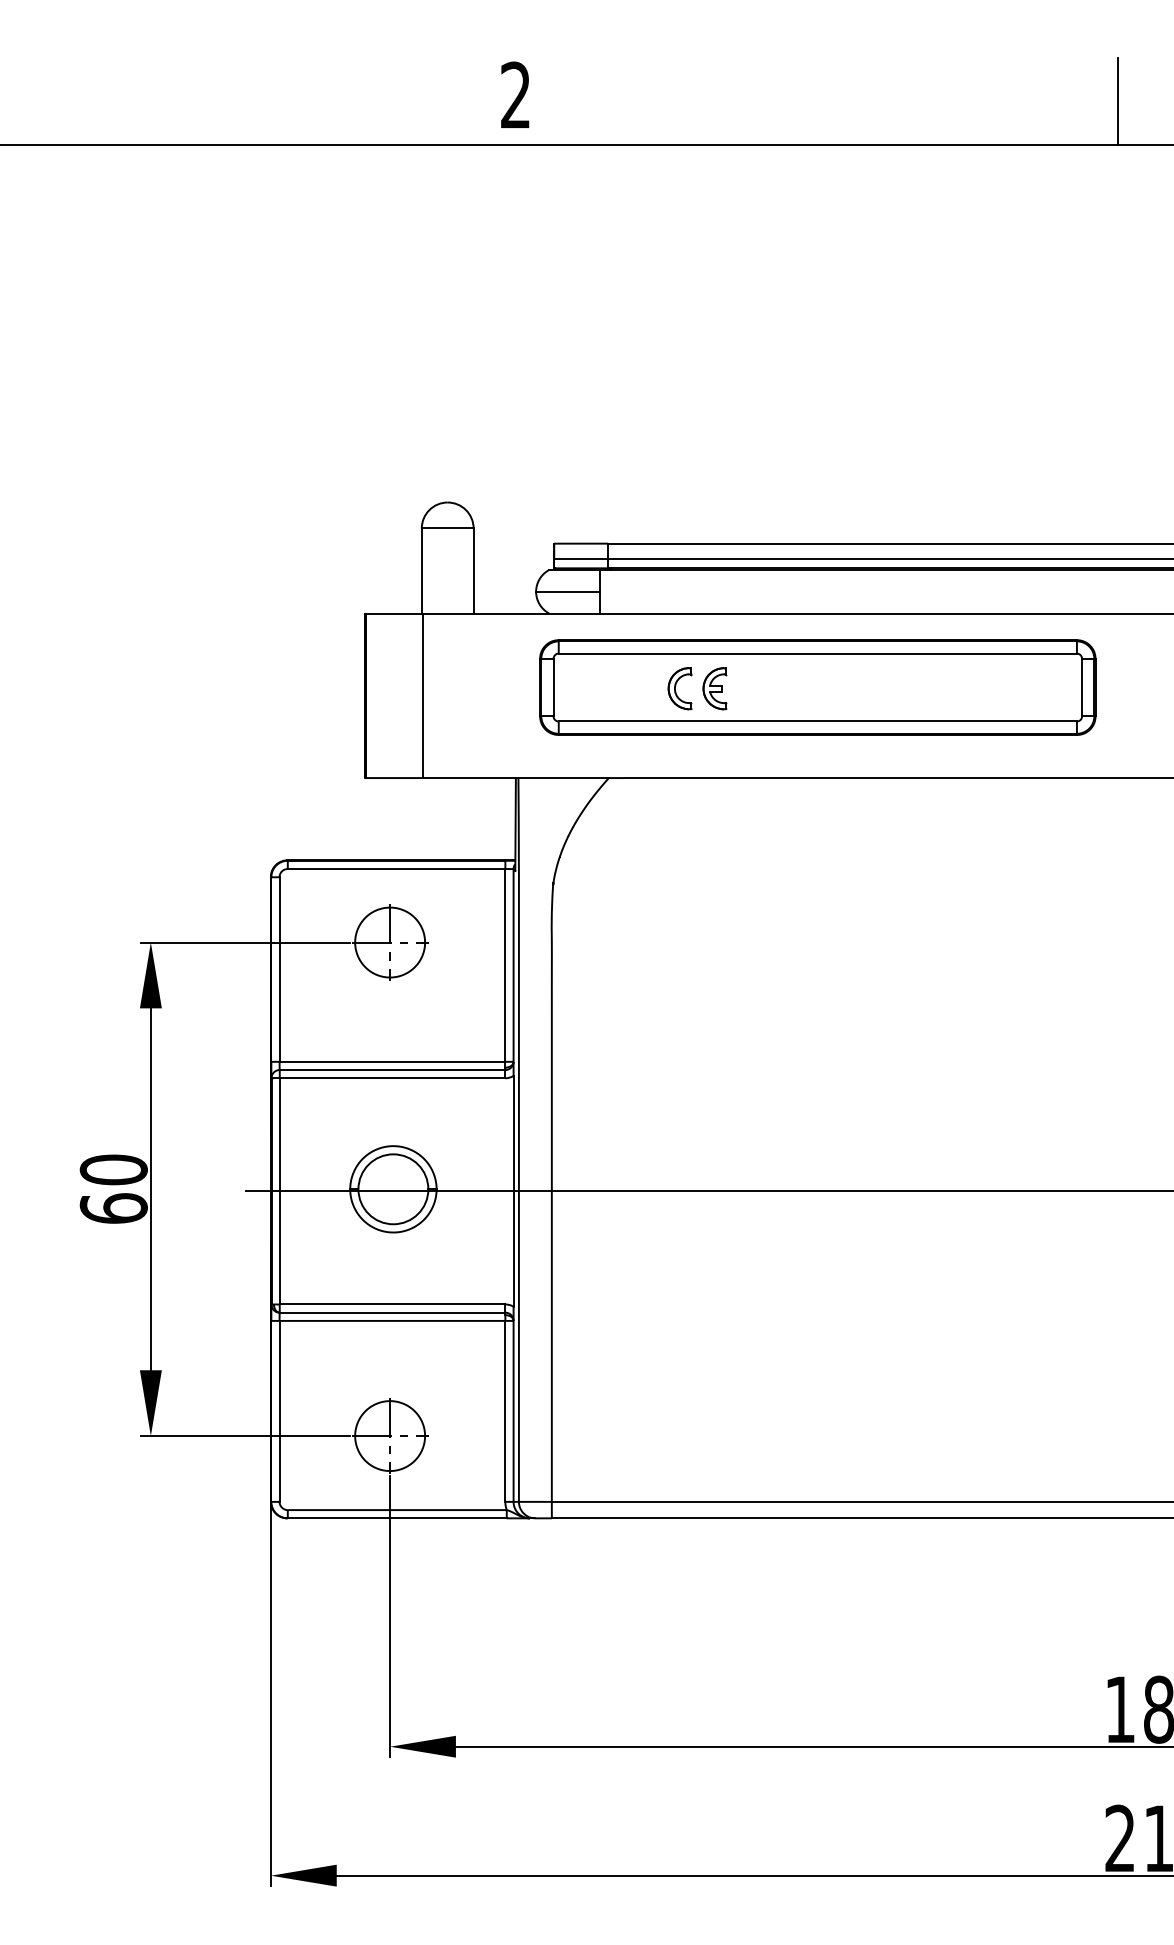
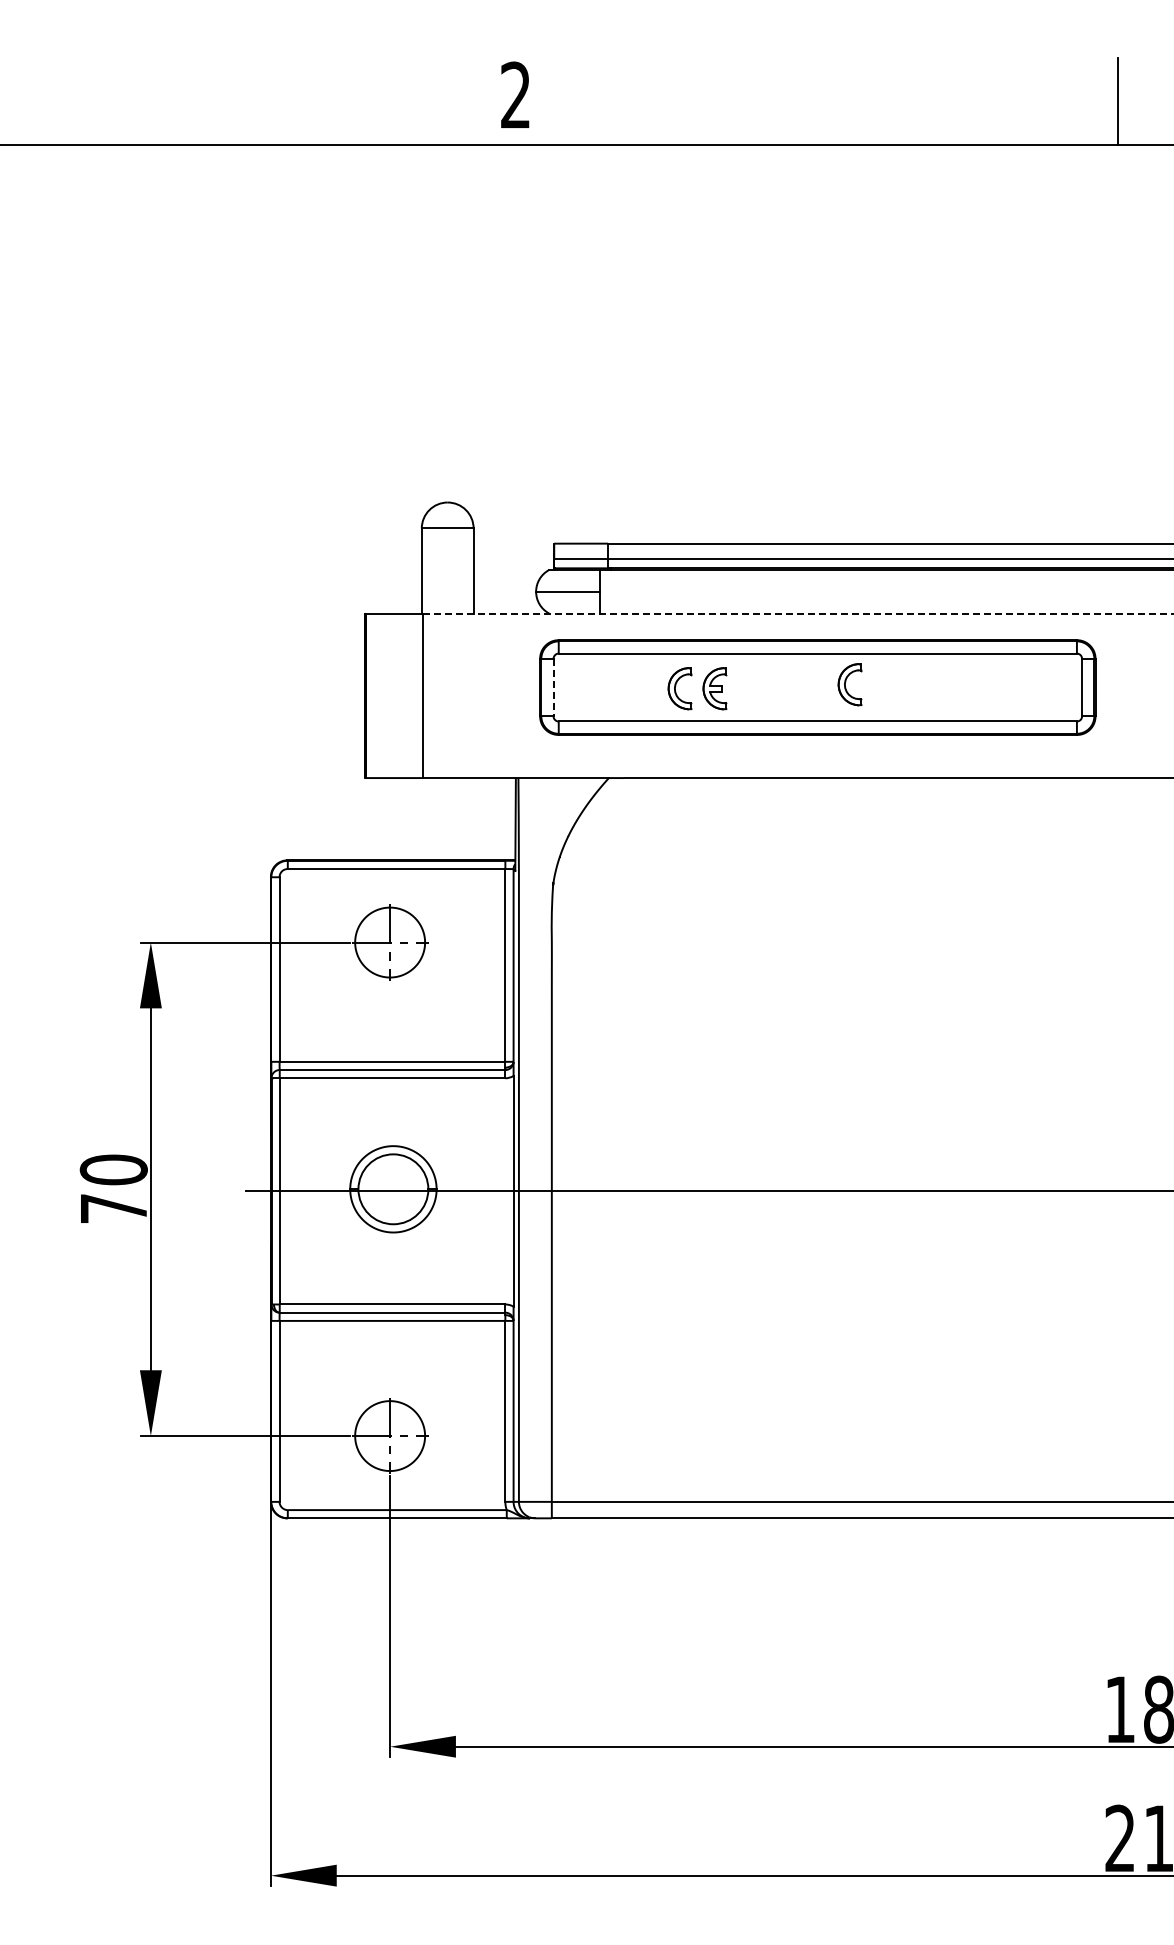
line: solid -> dashed (798, 613)
part: none -> present (849, 684)
line: solid -> dashed (553, 687)
text: 60 -> 70 (113, 1208)
